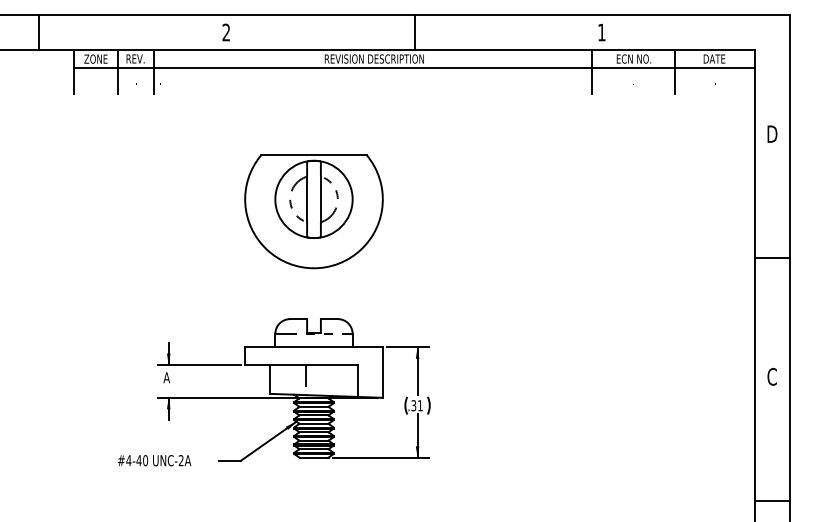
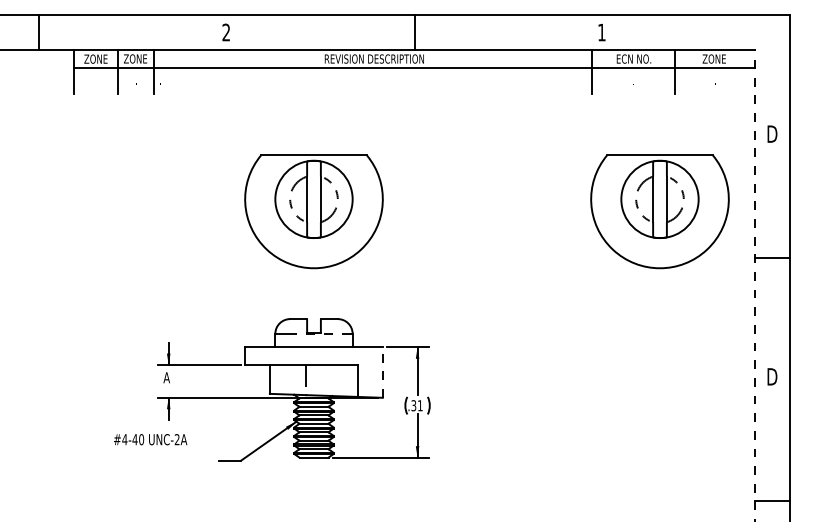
text: REV. -> ZONE (135, 58)
text: DATE -> ZONE (713, 58)
part: none -> present (659, 211)
line: solid -> dashed (754, 286)
line: solid -> dashed (382, 372)
text: C -> D (772, 376)
text position: (154, 460) -> (150, 439) (150, 439)
